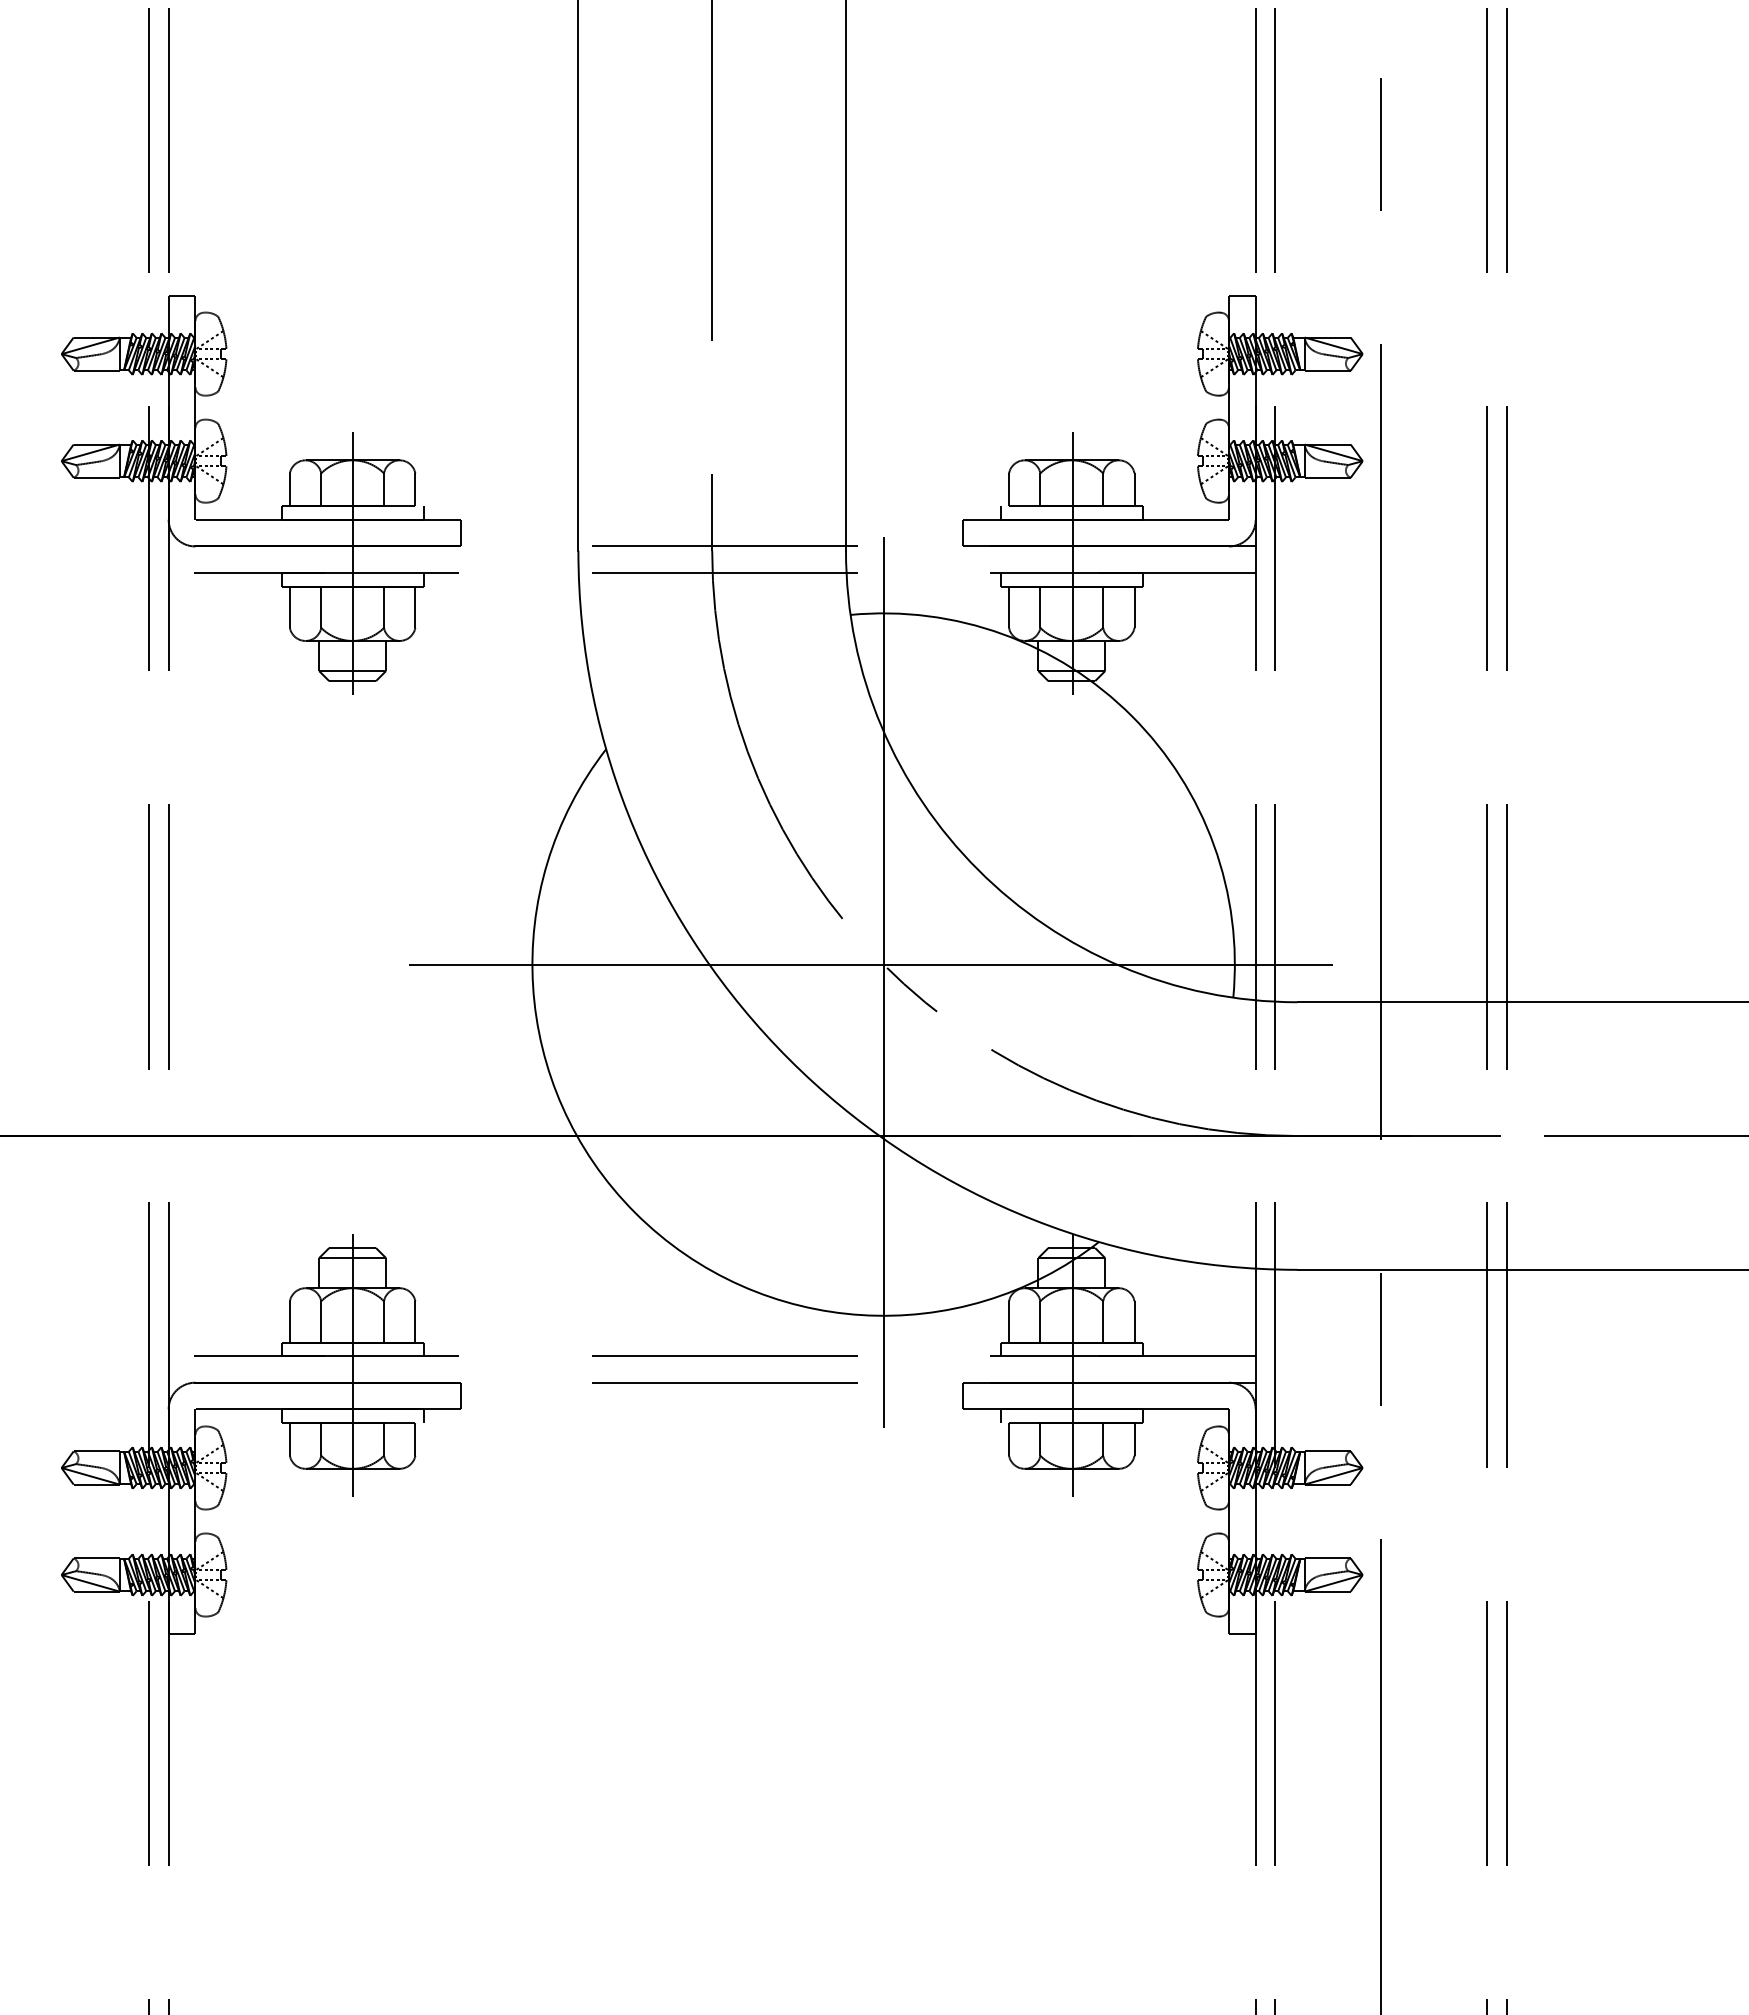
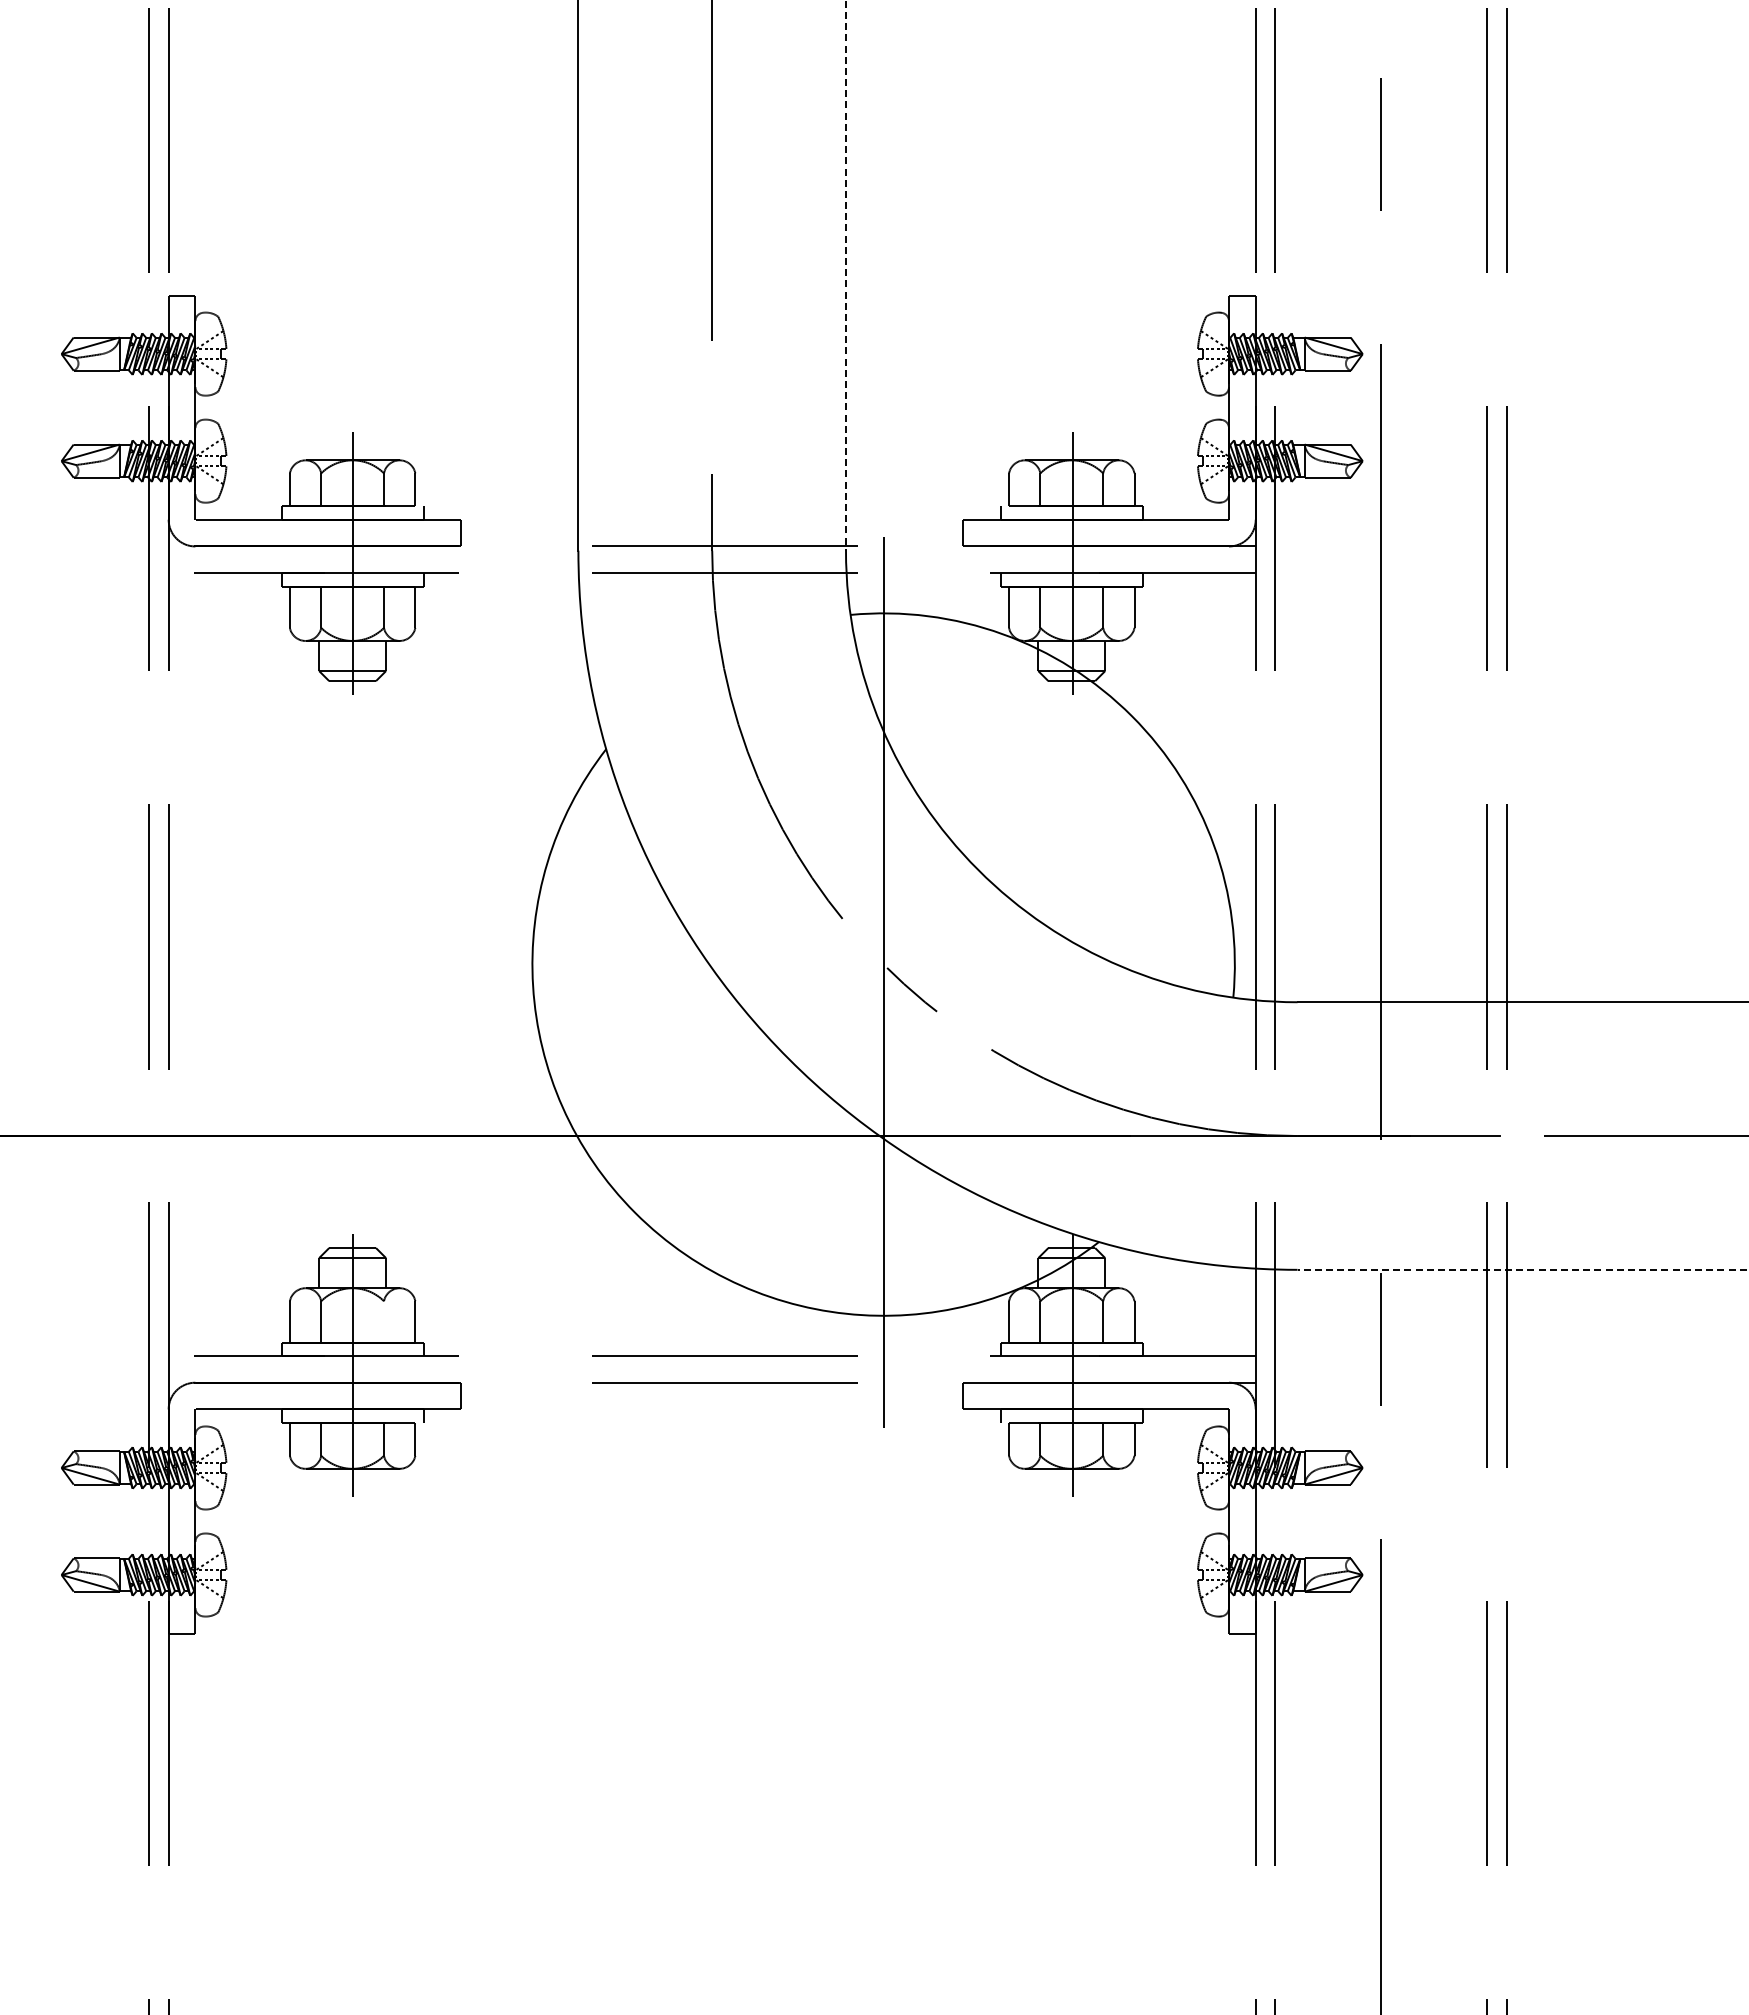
line: solid -> dashed (846, 275)
line: present -> none (871, 964)
line: solid -> dashed (1522, 1269)
line: present -> none (384, 1321)
